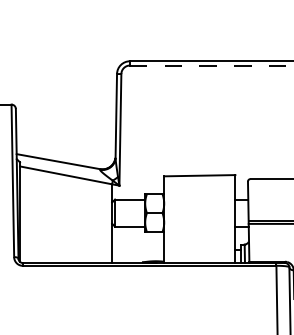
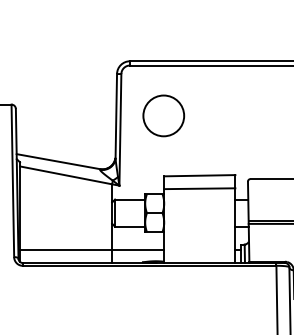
line: dashed -> solid (212, 65)
circle: none -> present (163, 115)
line: none -> present (199, 188)
line: none -> present (92, 250)
